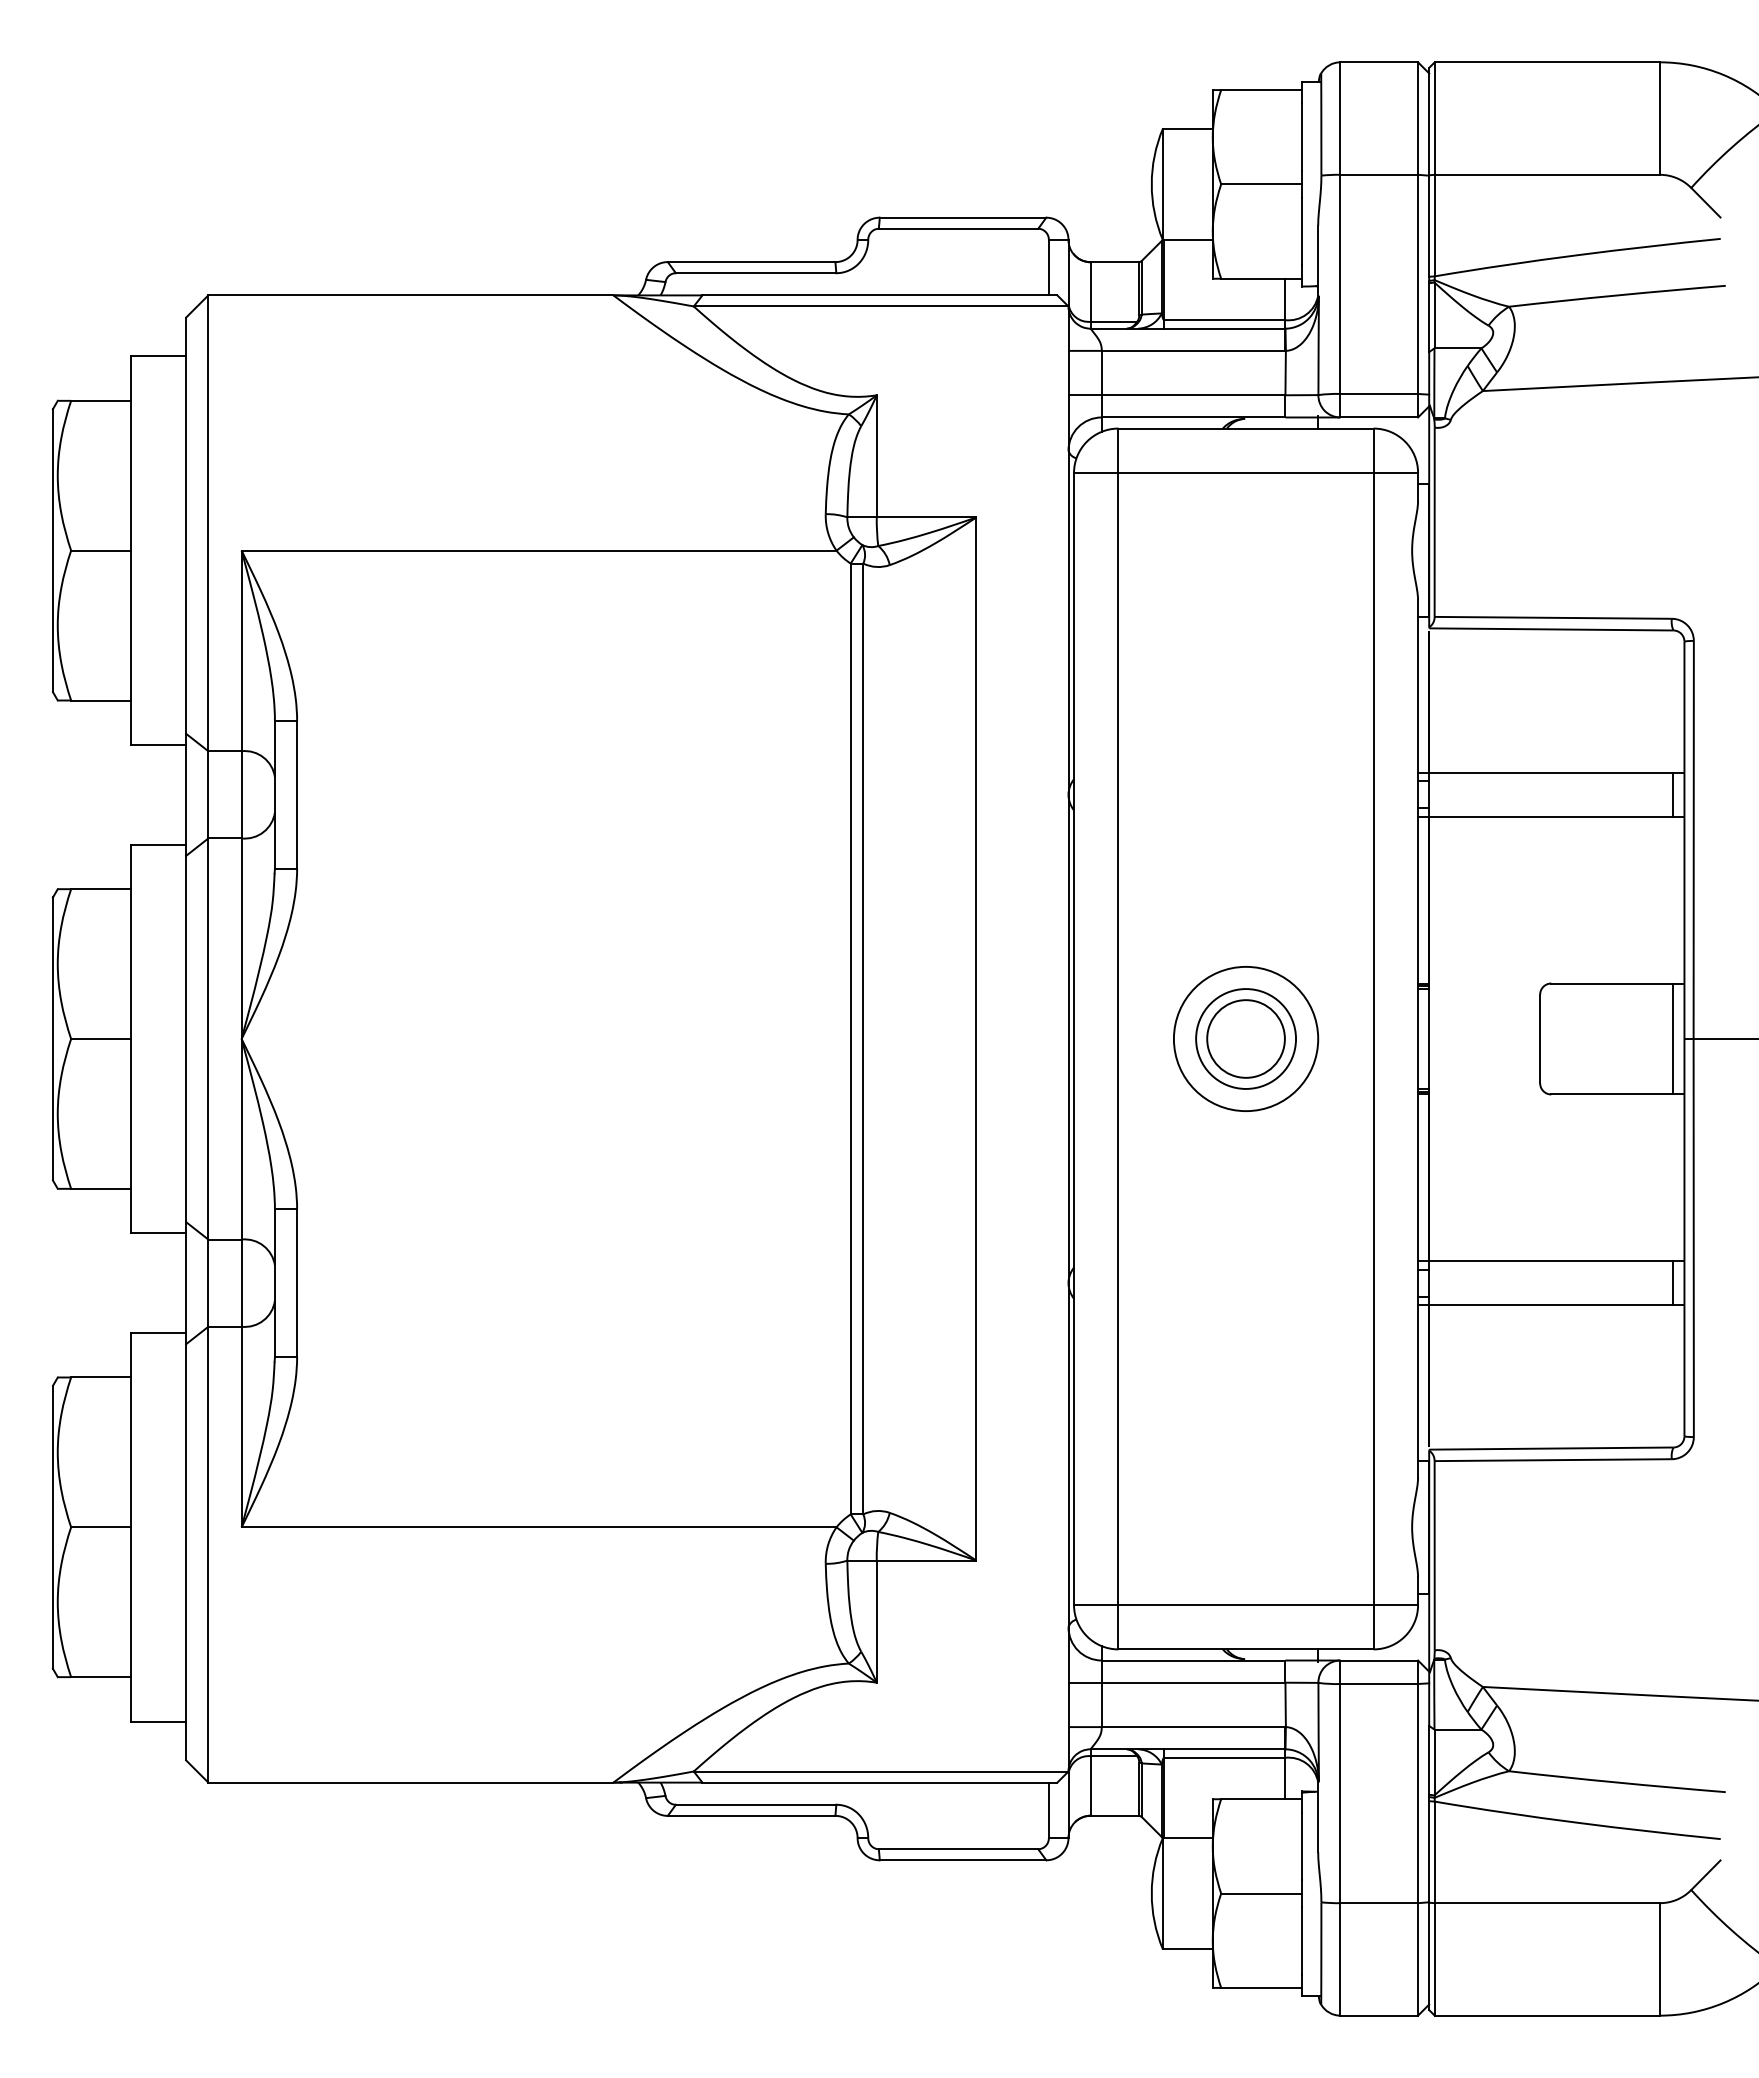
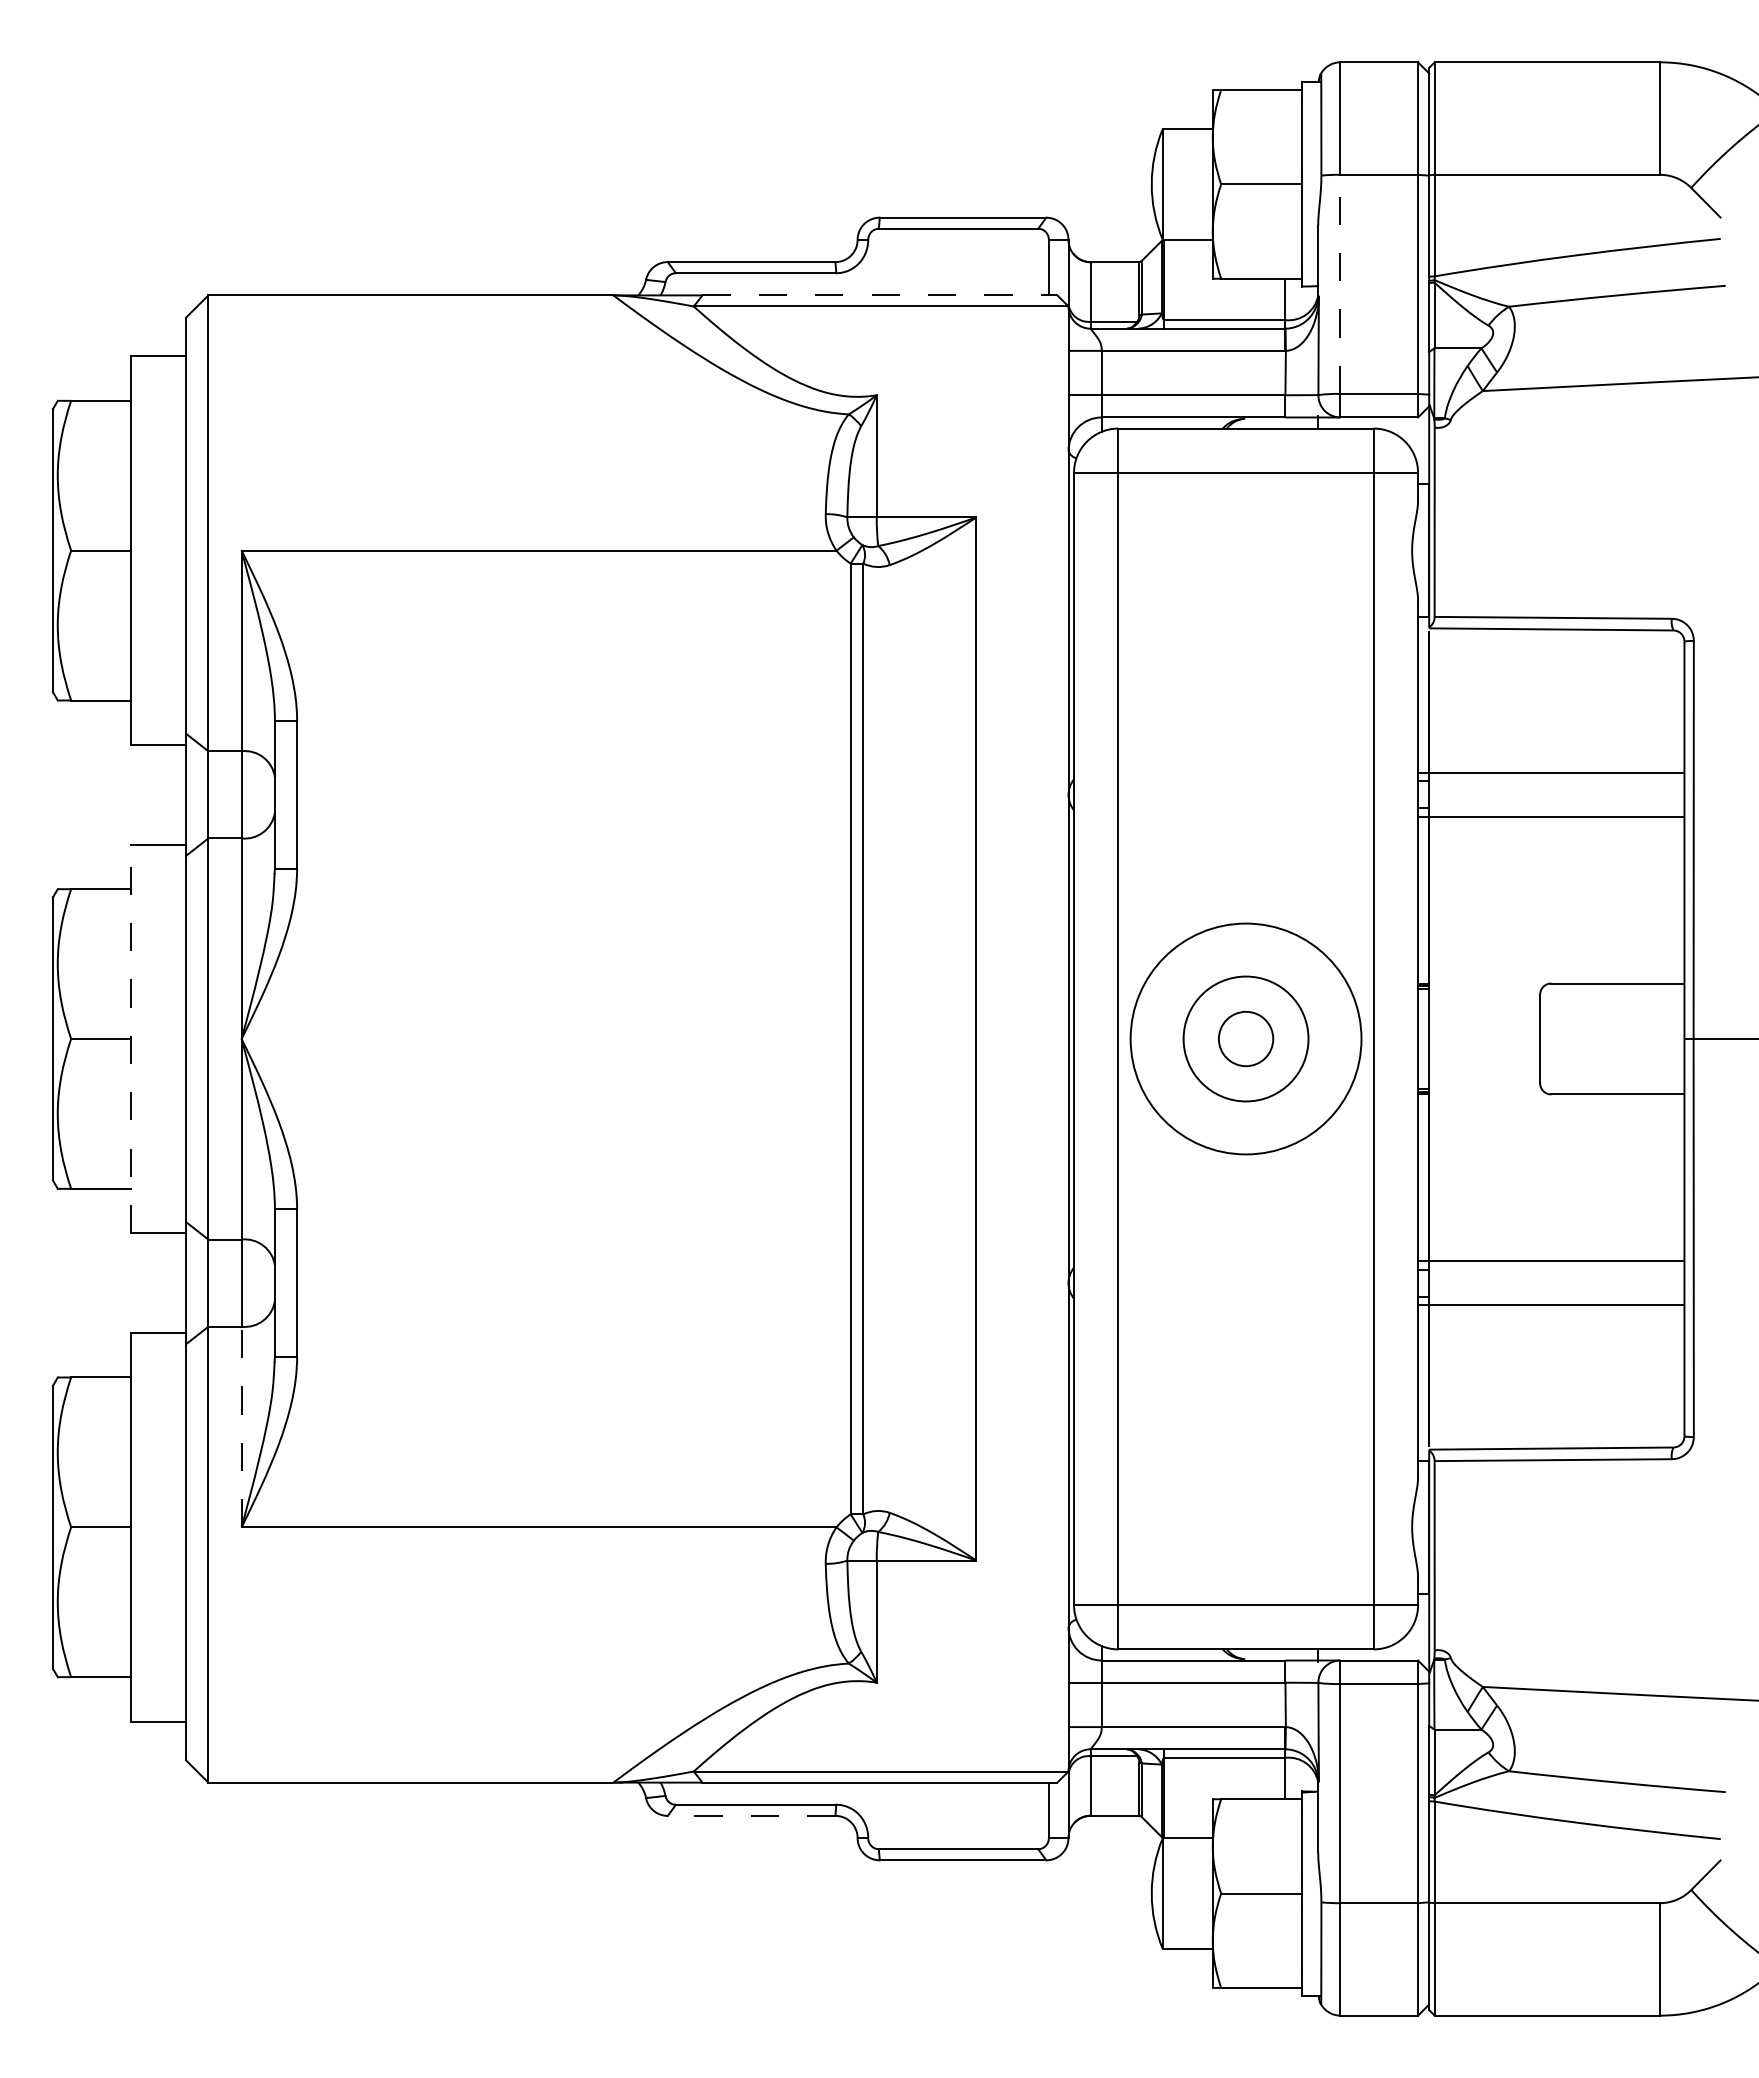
line: solid -> dashed (1340, 284)
line: solid -> dashed (880, 295)
line: present -> none (1673, 794)
line: solid -> dashed (130, 1038)
circle diameter: 144 px -> 231 px (1245, 1038)
circle diameter: 78 px -> 54 px (1245, 1038)
circle diameter: 100 px -> 125 px (1245, 1038)
line: present -> none (1673, 1038)
line: present -> none (1673, 1282)
line: solid -> dashed (241, 1426)
line: solid -> dashed (751, 1815)
